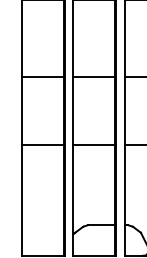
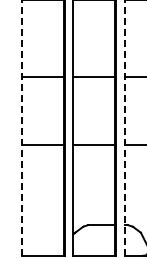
line: solid -> dashed (21, 127)
line: solid -> dashed (124, 127)
